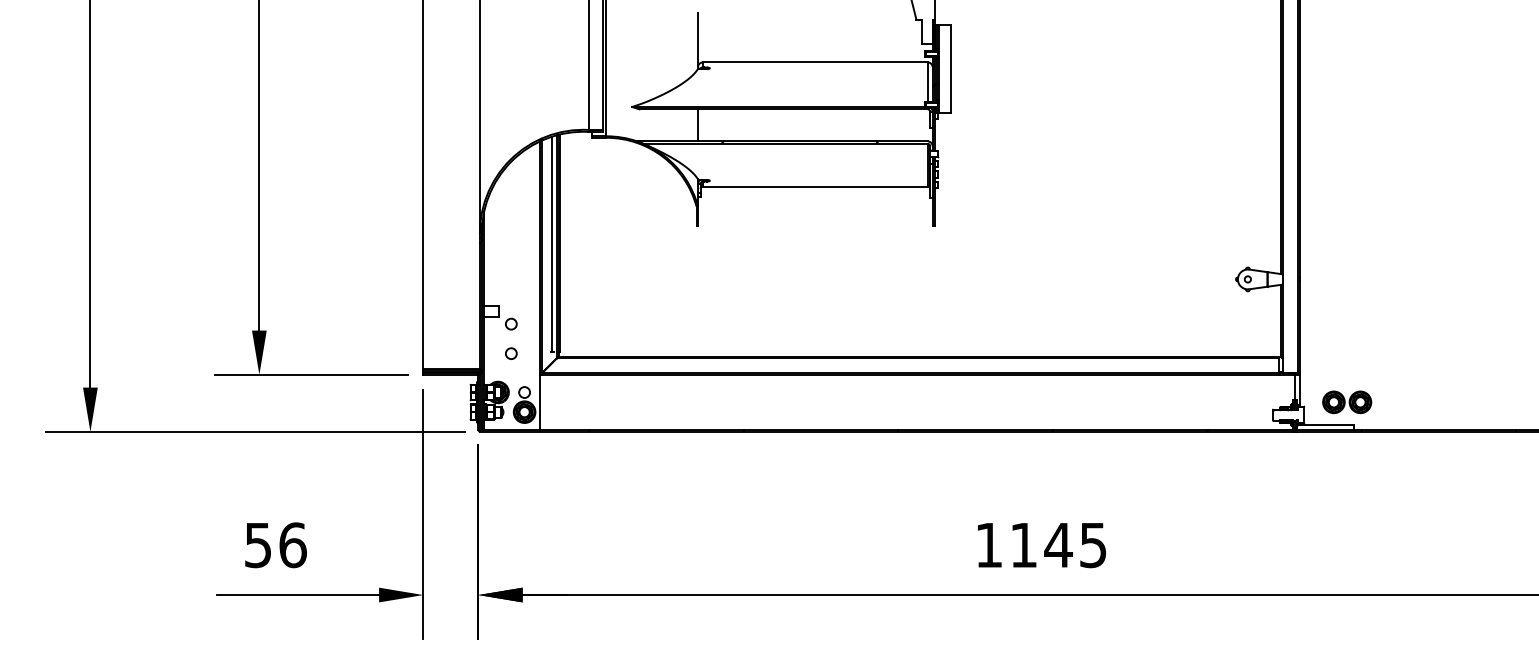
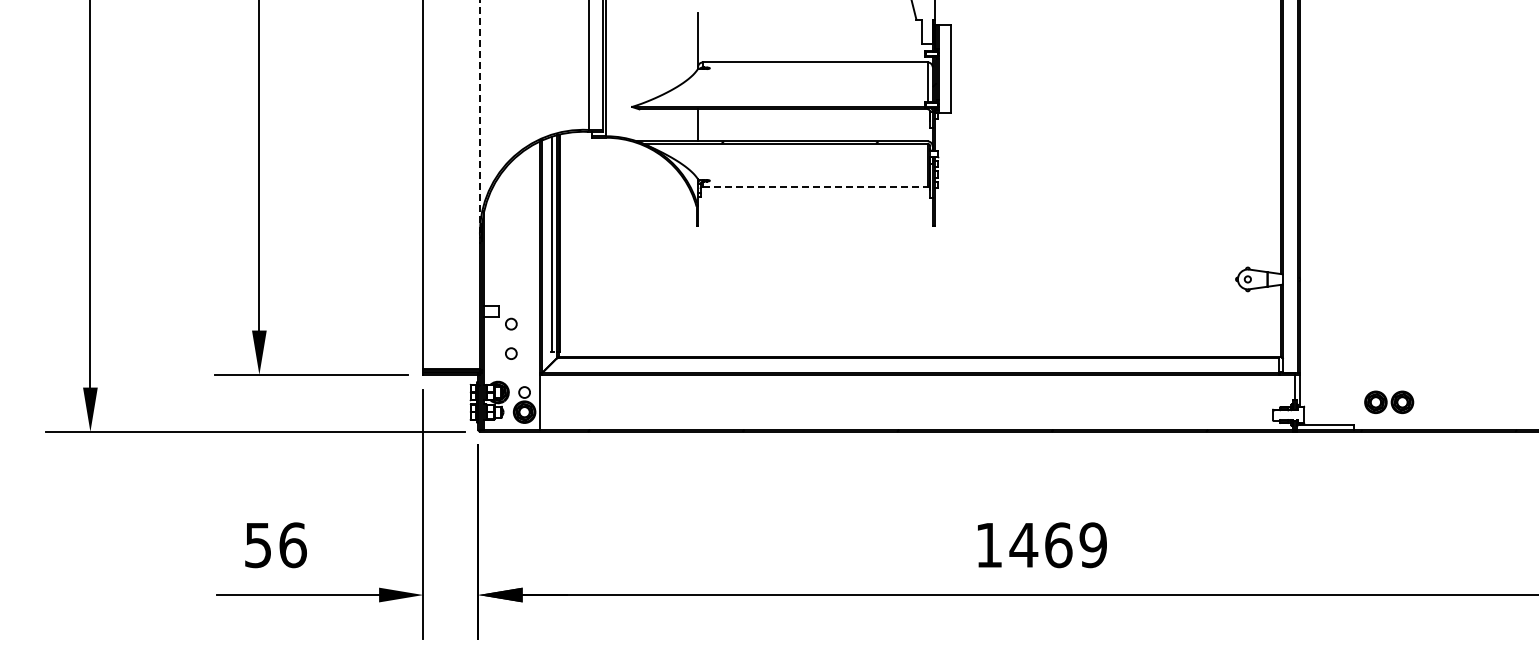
line: solid -> dashed (479, 117)
line: solid -> dashed (815, 186)
part position: (1347, 402) -> (1389, 402) (1389, 402)
text: 1145 -> 1469 (1057, 545)
